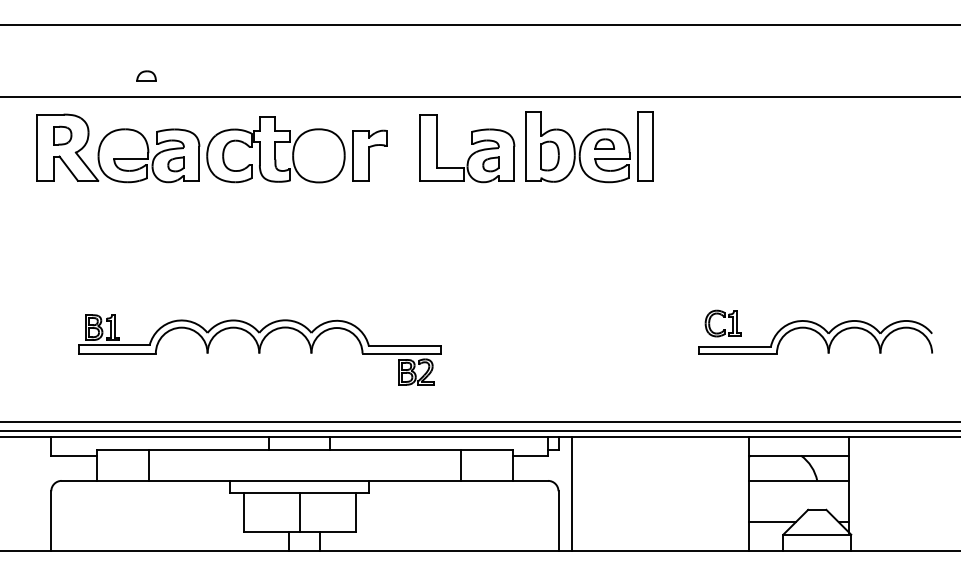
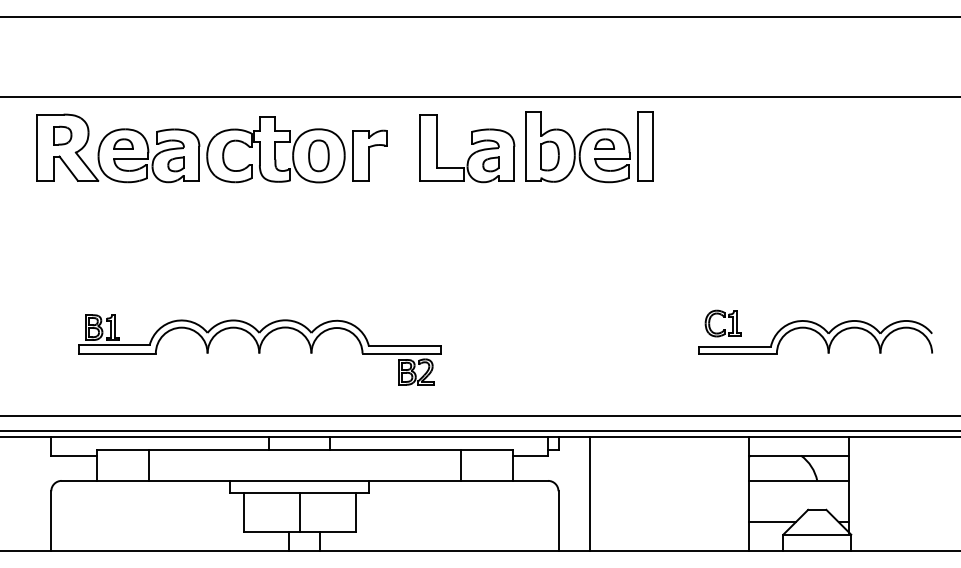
line position: (479, 25) -> (479, 17) (479, 17)
part position: (146, 75) -> (123, 143) (123, 143)
part: none -> present (318, 155)
line position: (479, 422) -> (479, 416) (479, 416)
line position: (571, 493) -> (589, 493) (589, 493)
